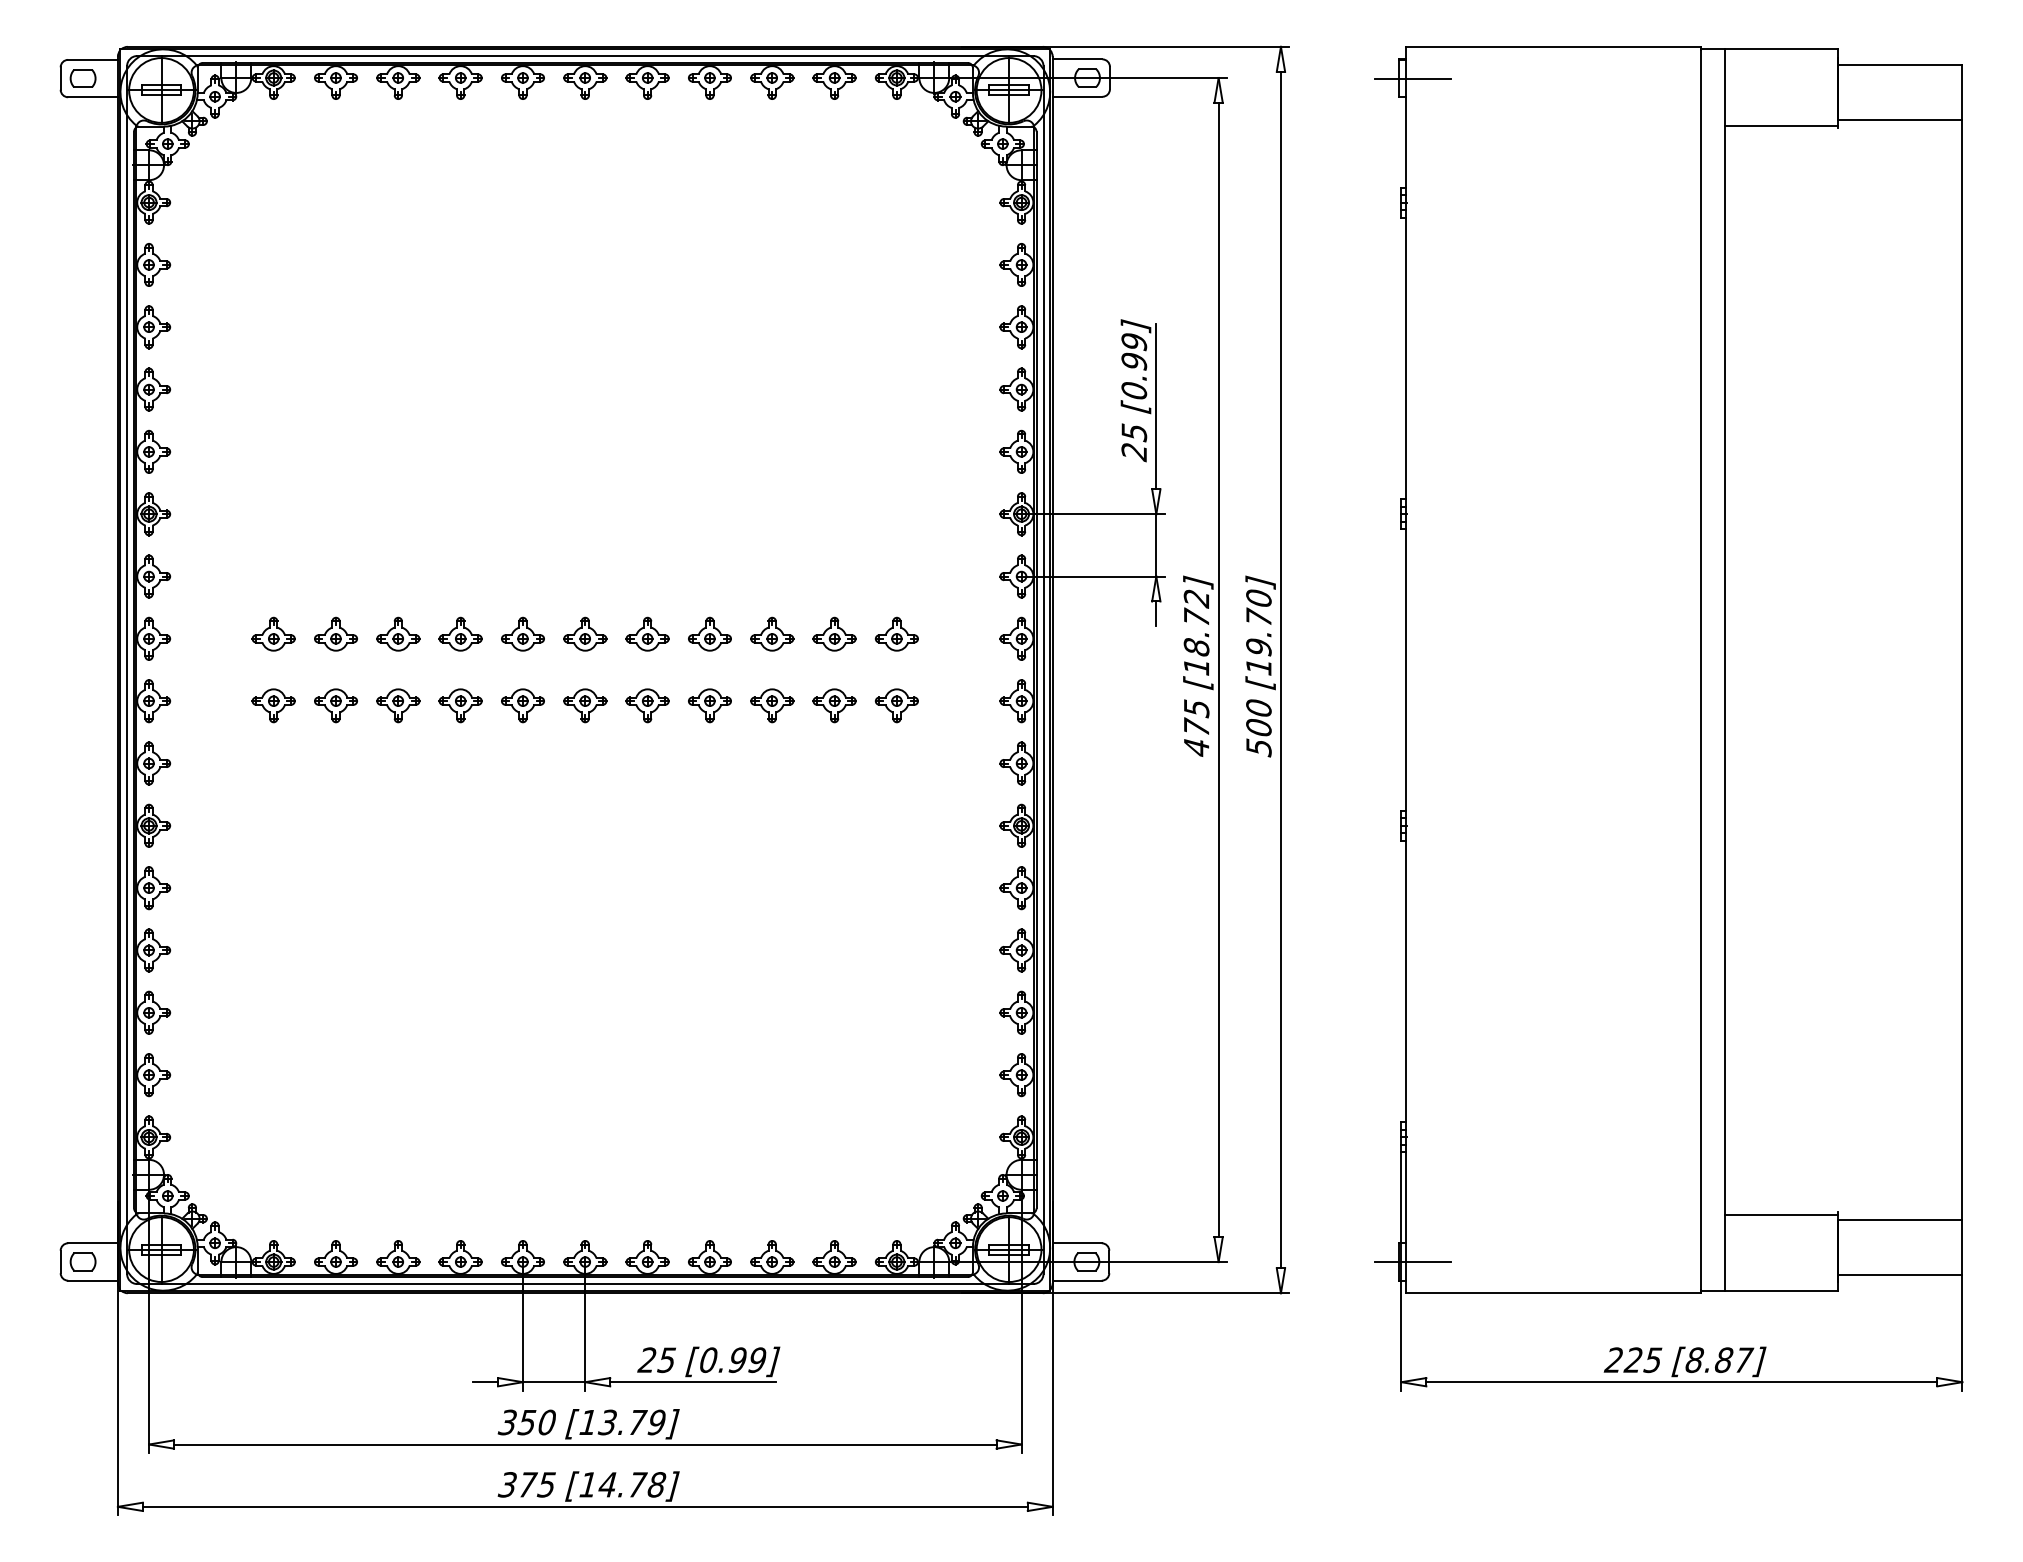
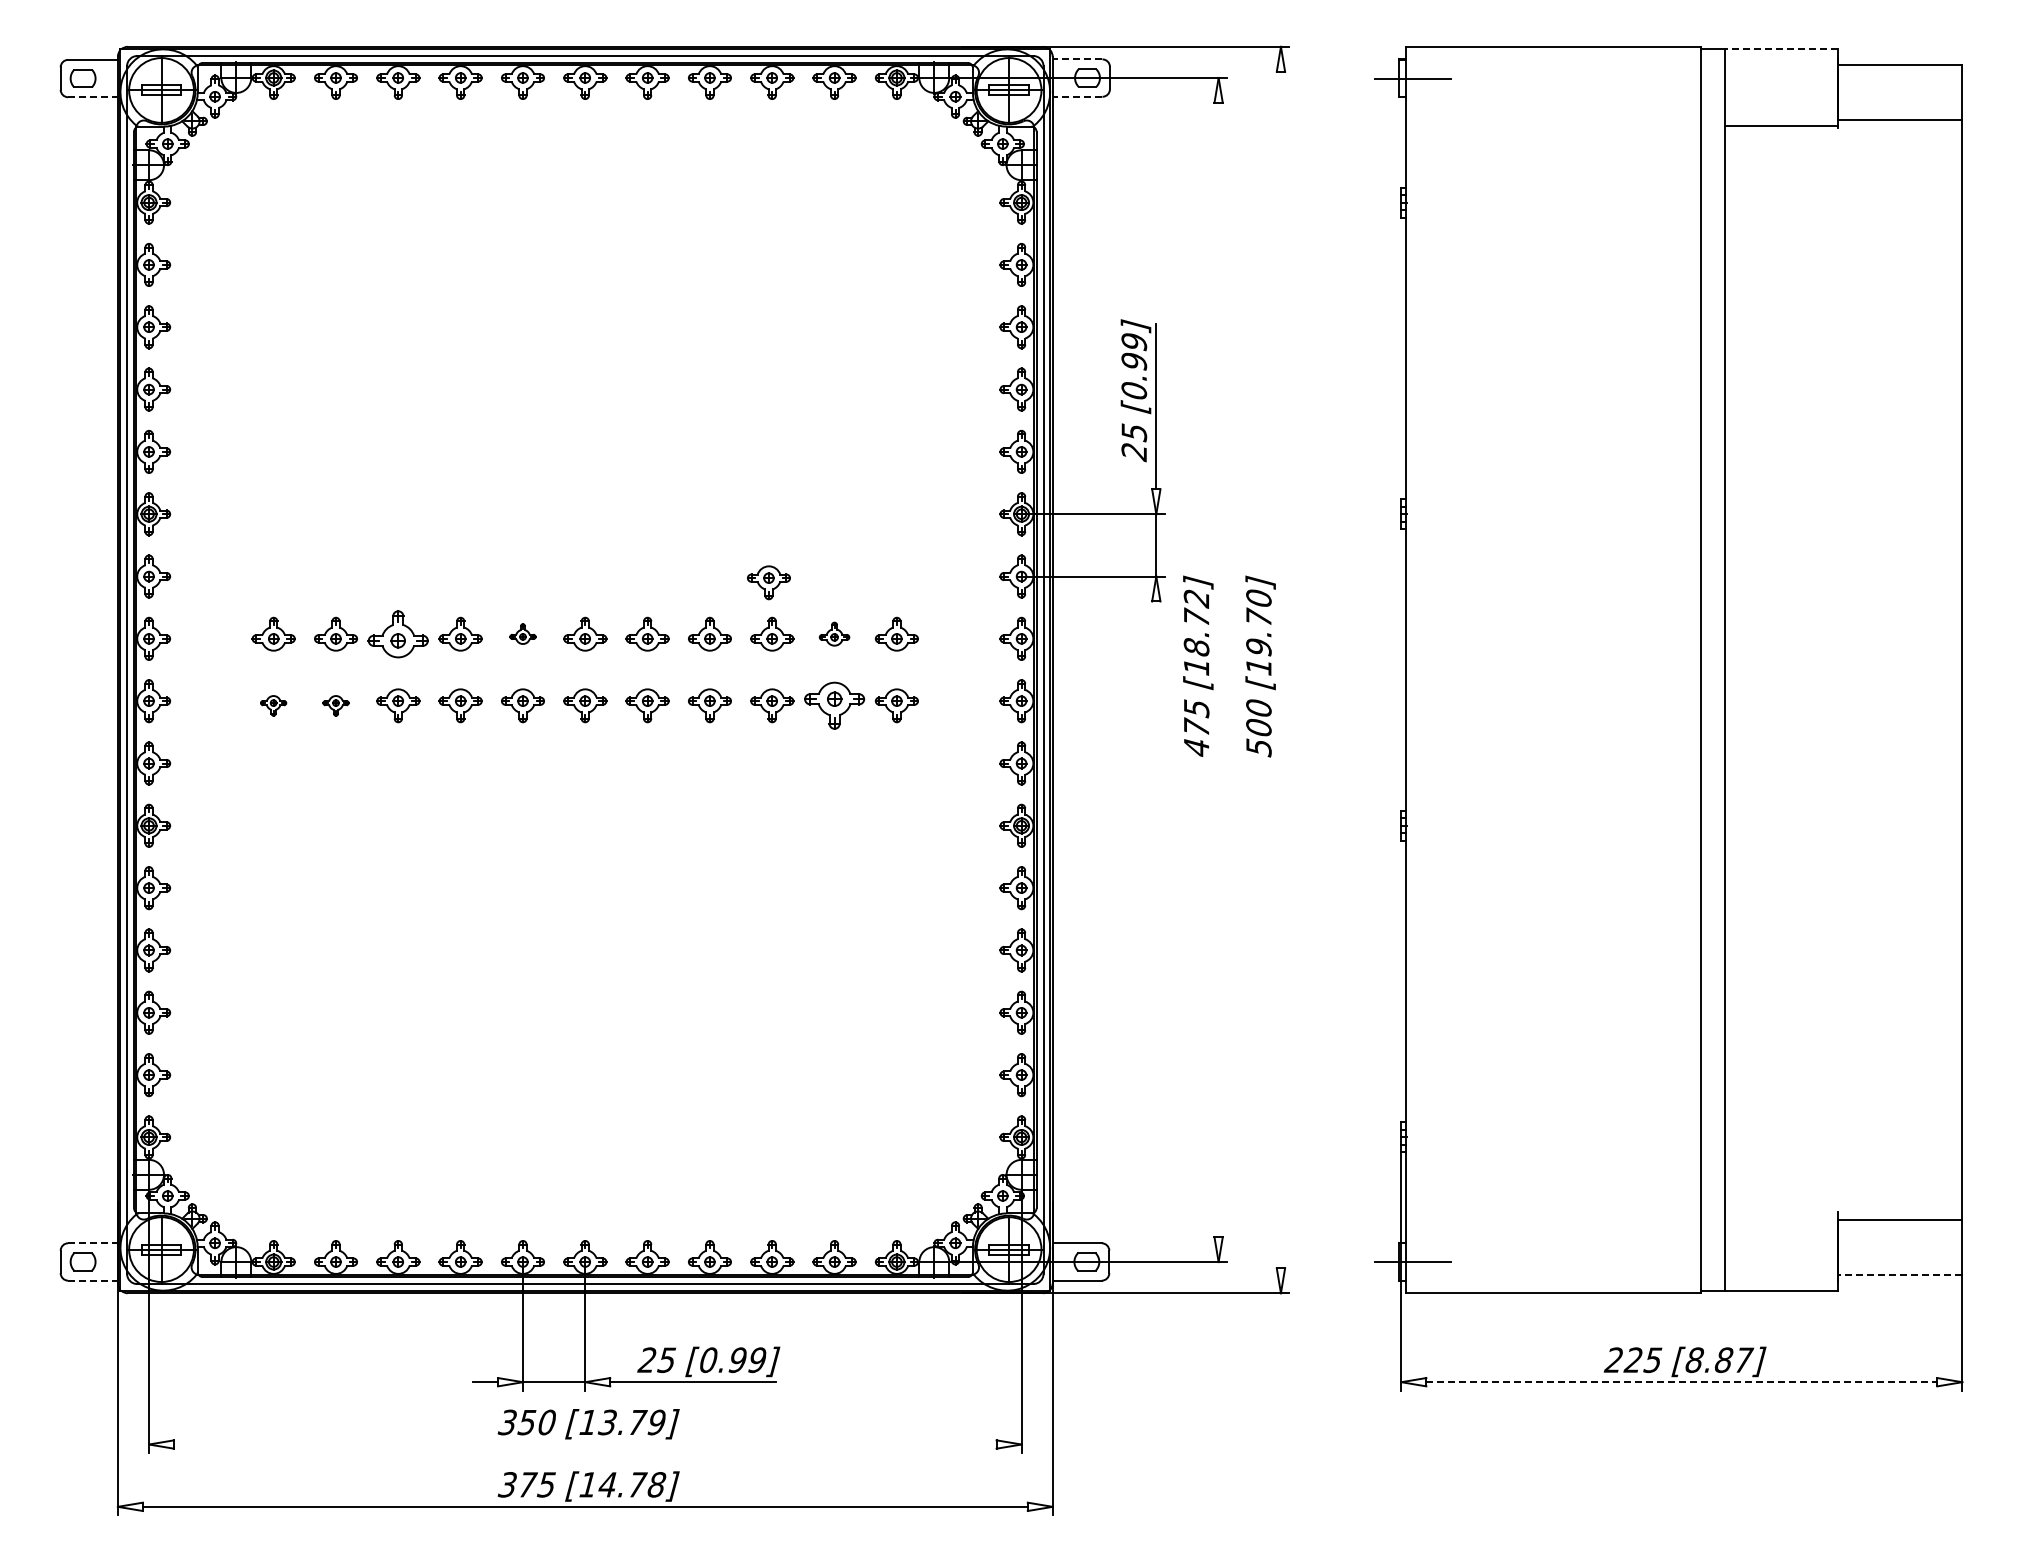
line: solid -> dashed (1781, 49)
line: solid -> dashed (1077, 59)
line: solid -> dashed (1077, 96)
line: solid -> dashed (93, 97)
part: none -> present (768, 582)
line: present -> none (1156, 613)
part size: 45x36 px -> 62x49 px (397, 634)
part size: 44x36 px -> 28x22 px (522, 633)
part size: 45x36 px -> 33x26 px (834, 633)
line: present -> none (1218, 669)
line: present -> none (1280, 669)
part size: 45x36 px -> 28x22 px (273, 705)
part size: 44x36 px -> 28x22 px (335, 705)
part size: 45x36 px -> 62x49 px (834, 705)
line: present -> none (1780, 1214)
line: solid -> dashed (93, 1243)
line: solid -> dashed (1899, 1274)
line: solid -> dashed (93, 1280)
line: solid -> dashed (1681, 1382)
line: present -> none (585, 1444)
